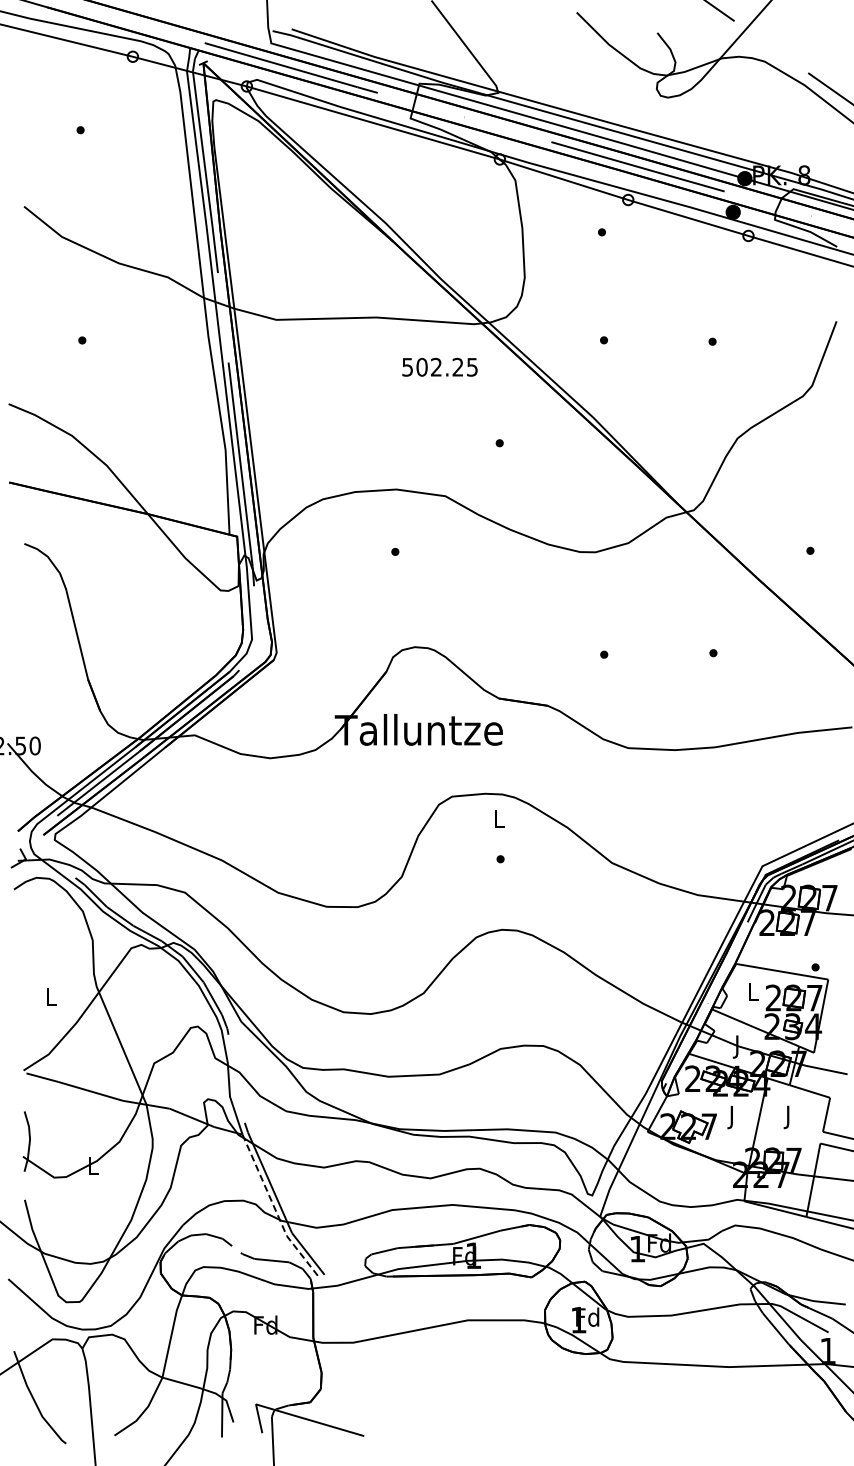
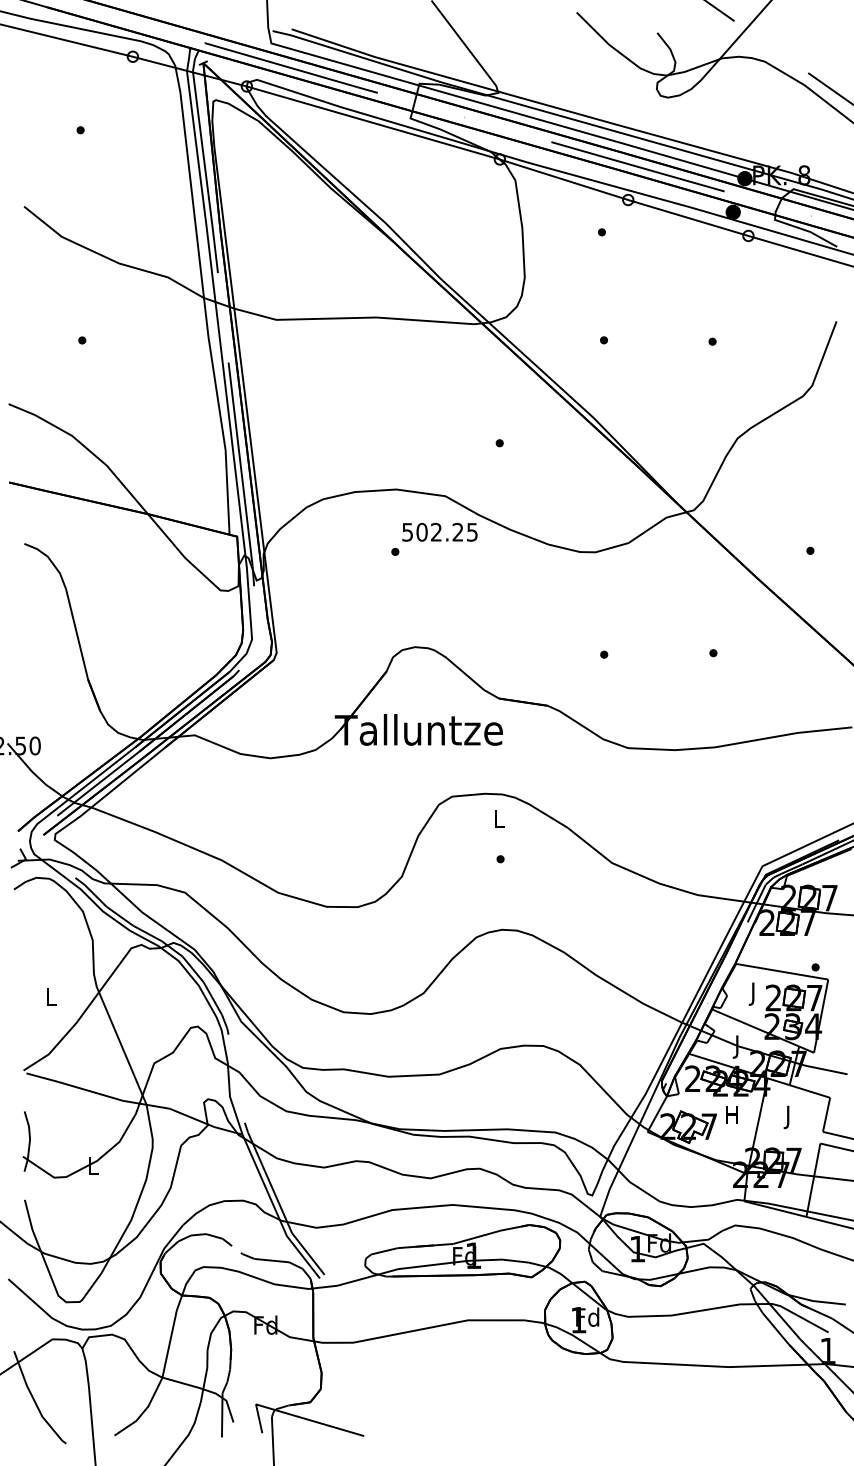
text position: (439, 366) -> (439, 531) (439, 531)
text: L -> J (753, 993)
text: J -> H (731, 1117)
line: dashed -> solid (275, 1210)
